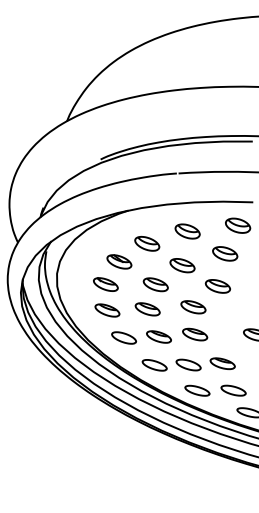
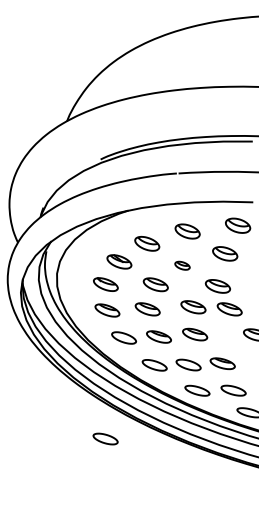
part size: 27x16 px -> 17x11 px (182, 265)
part: none -> present (229, 309)
part: none -> present (105, 438)
